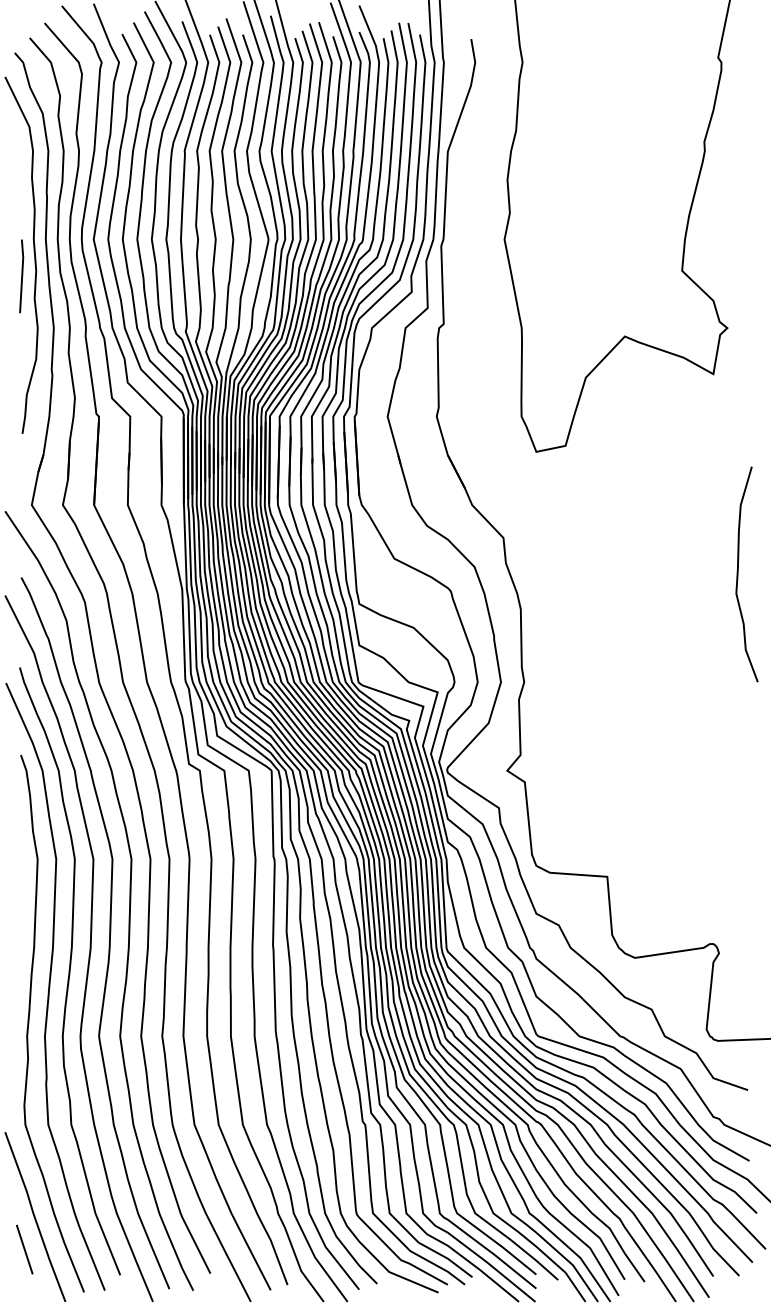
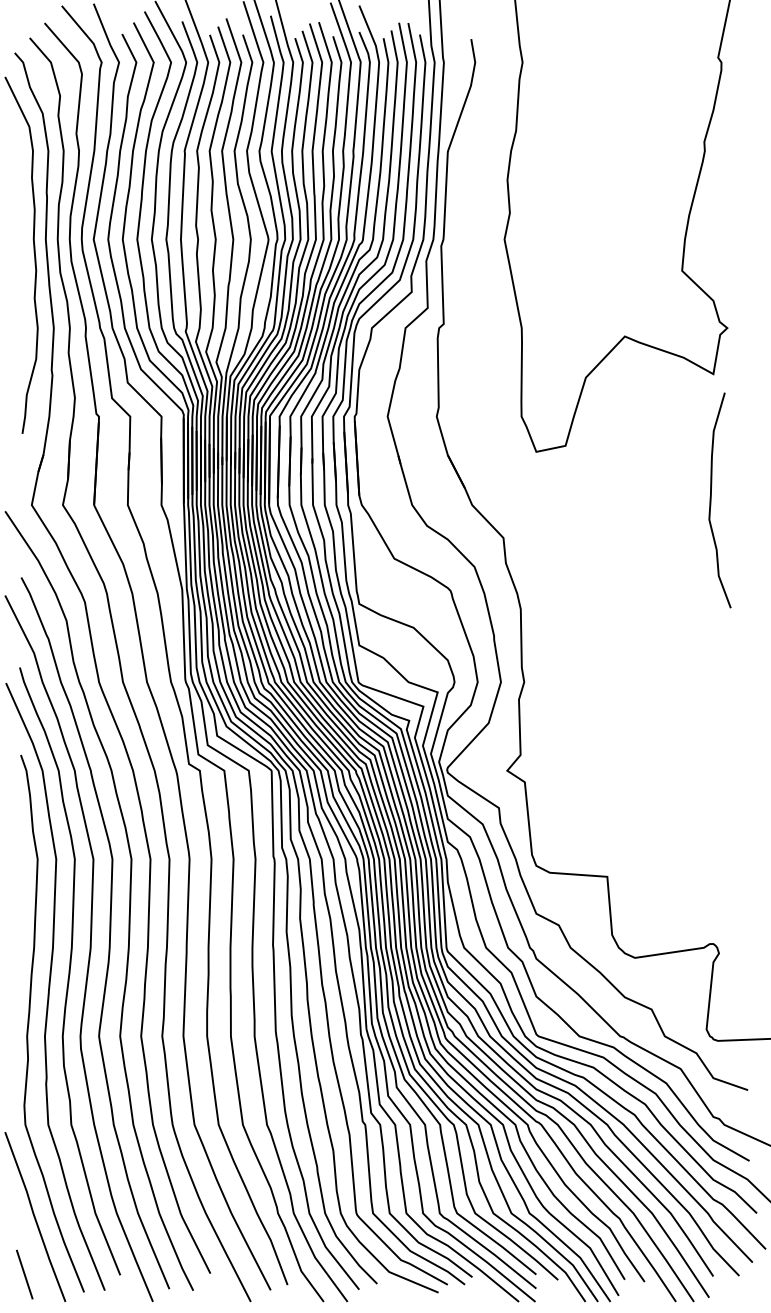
line: present -> none (21, 276)
curve position: (738, 574) -> (711, 500) (711, 500)
line position: (24, 1249) -> (24, 1274) (24, 1274)
